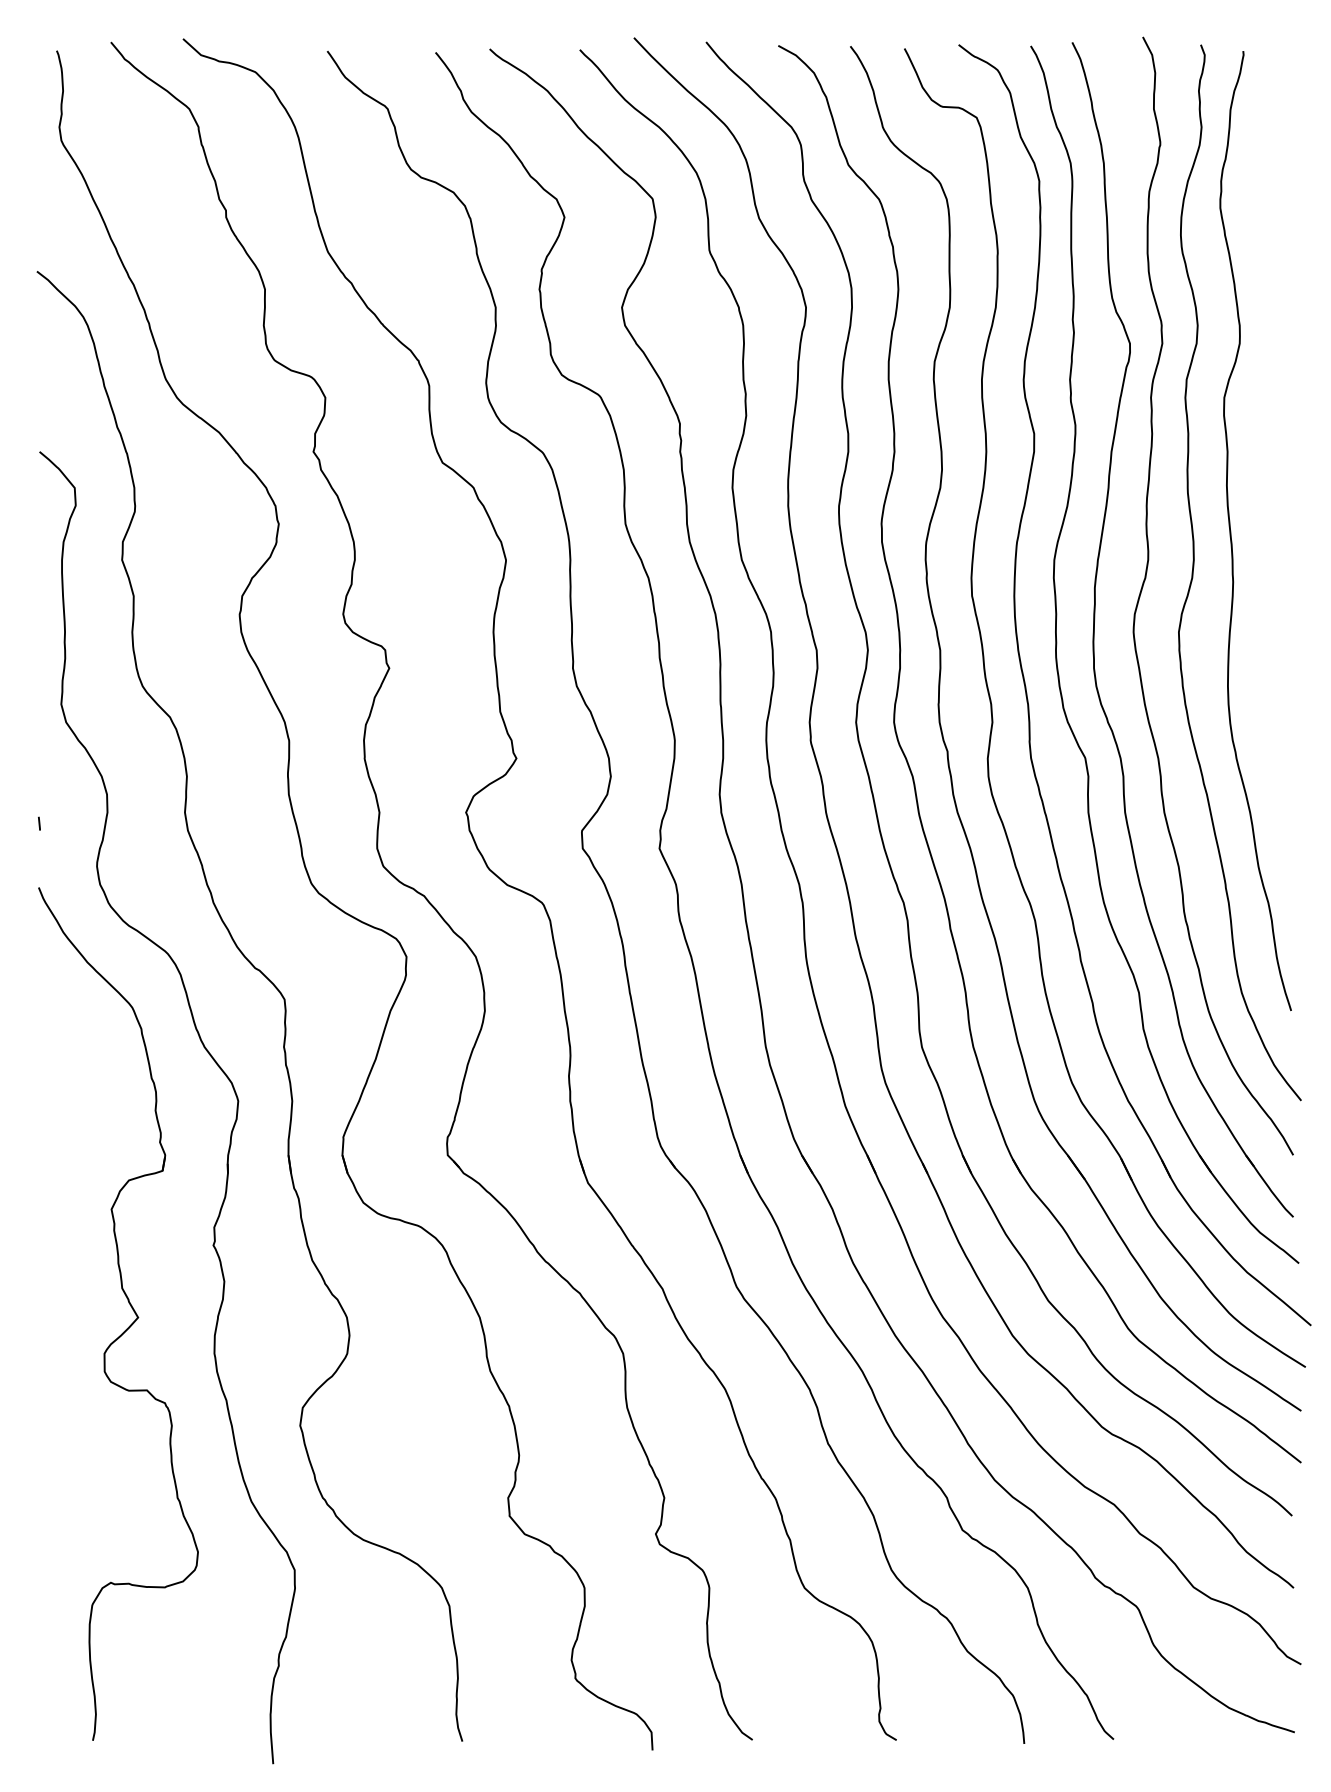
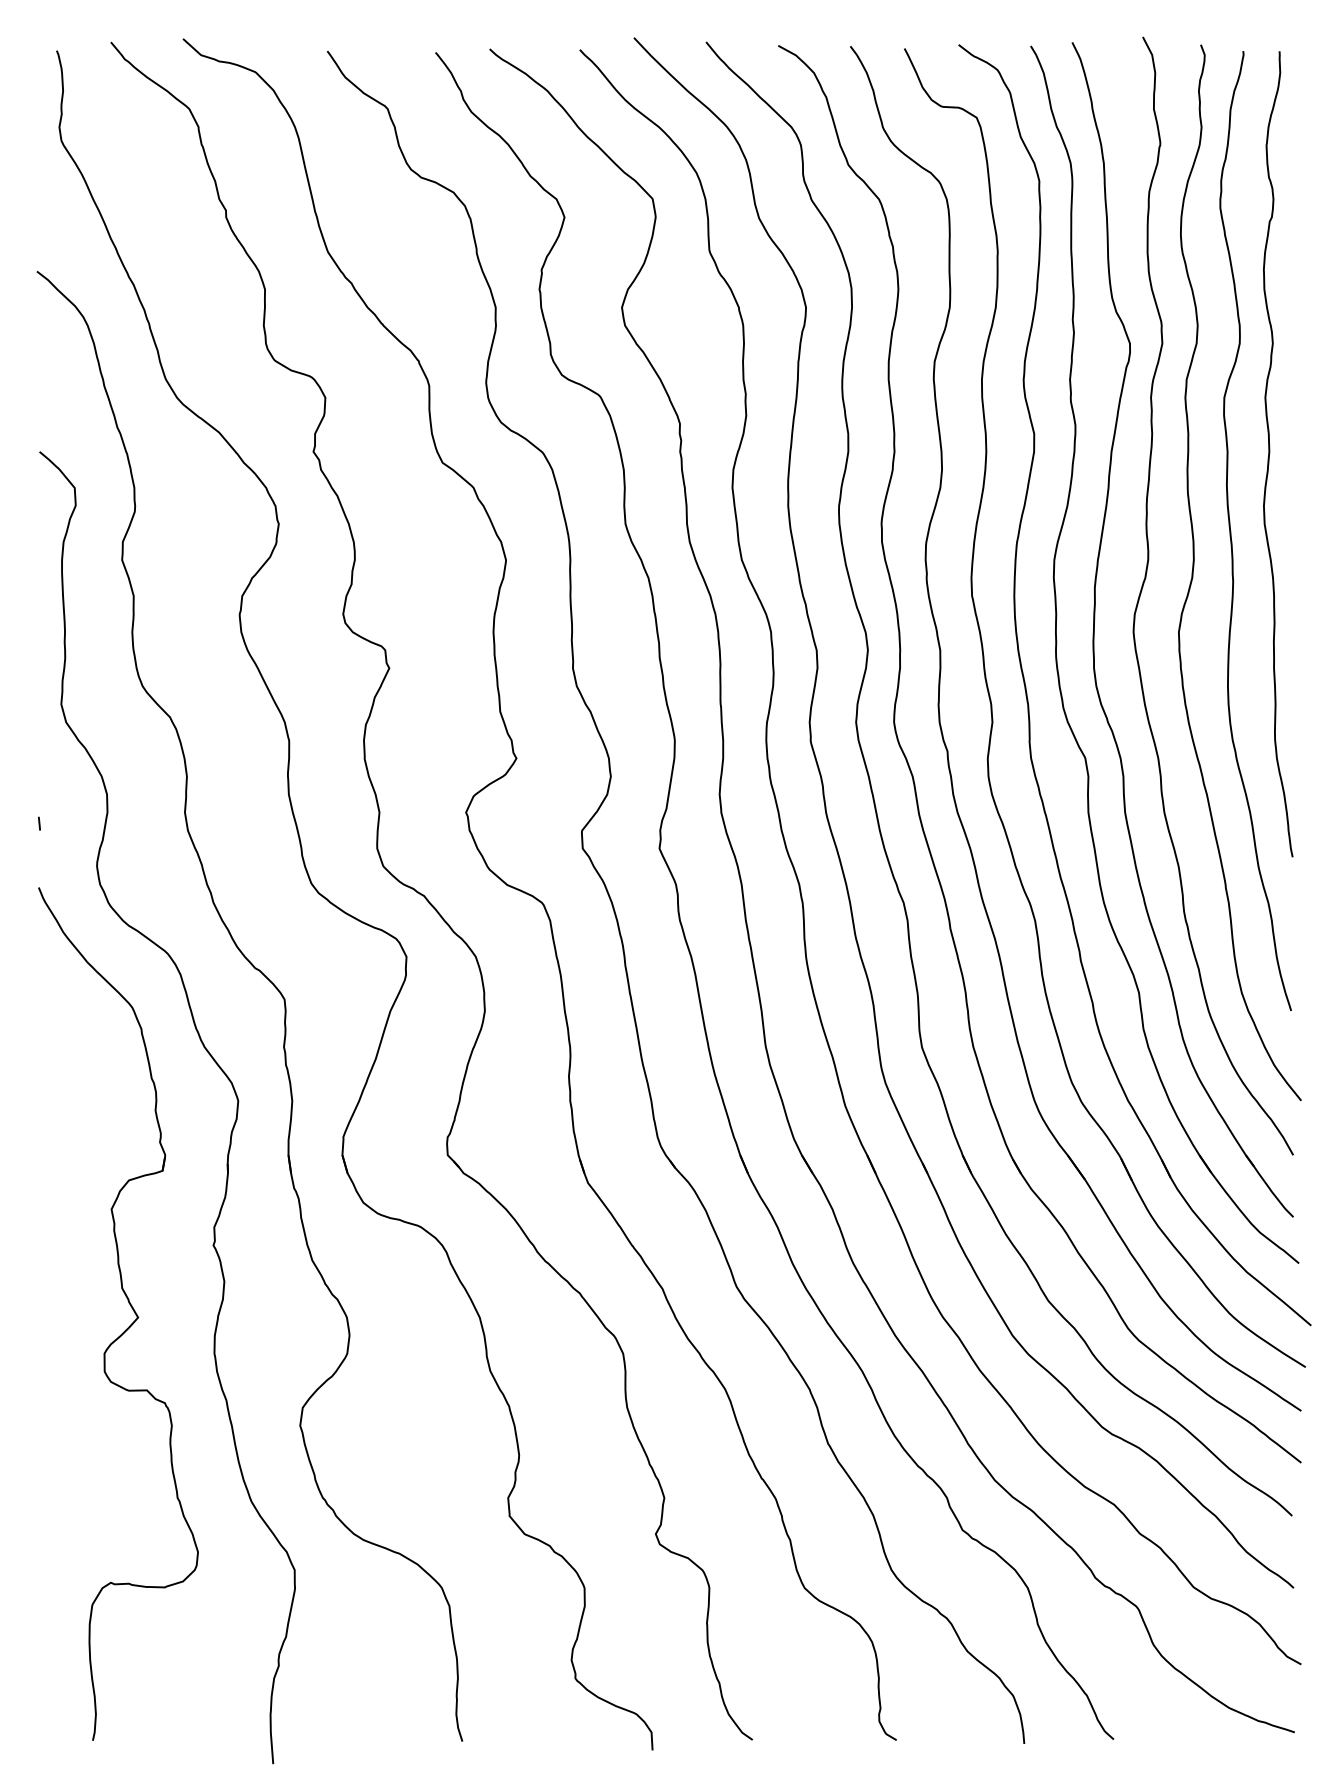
curve: none -> present (1270, 453)
